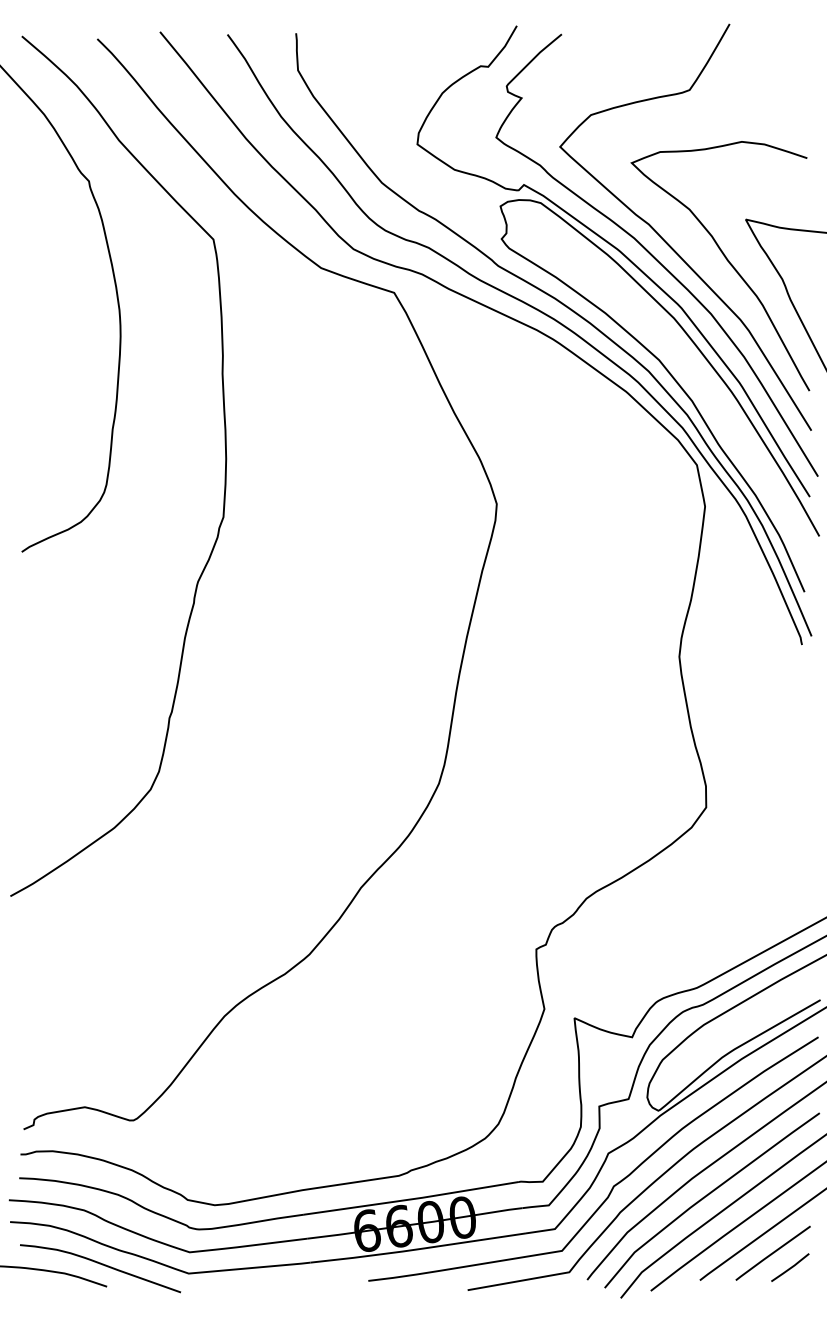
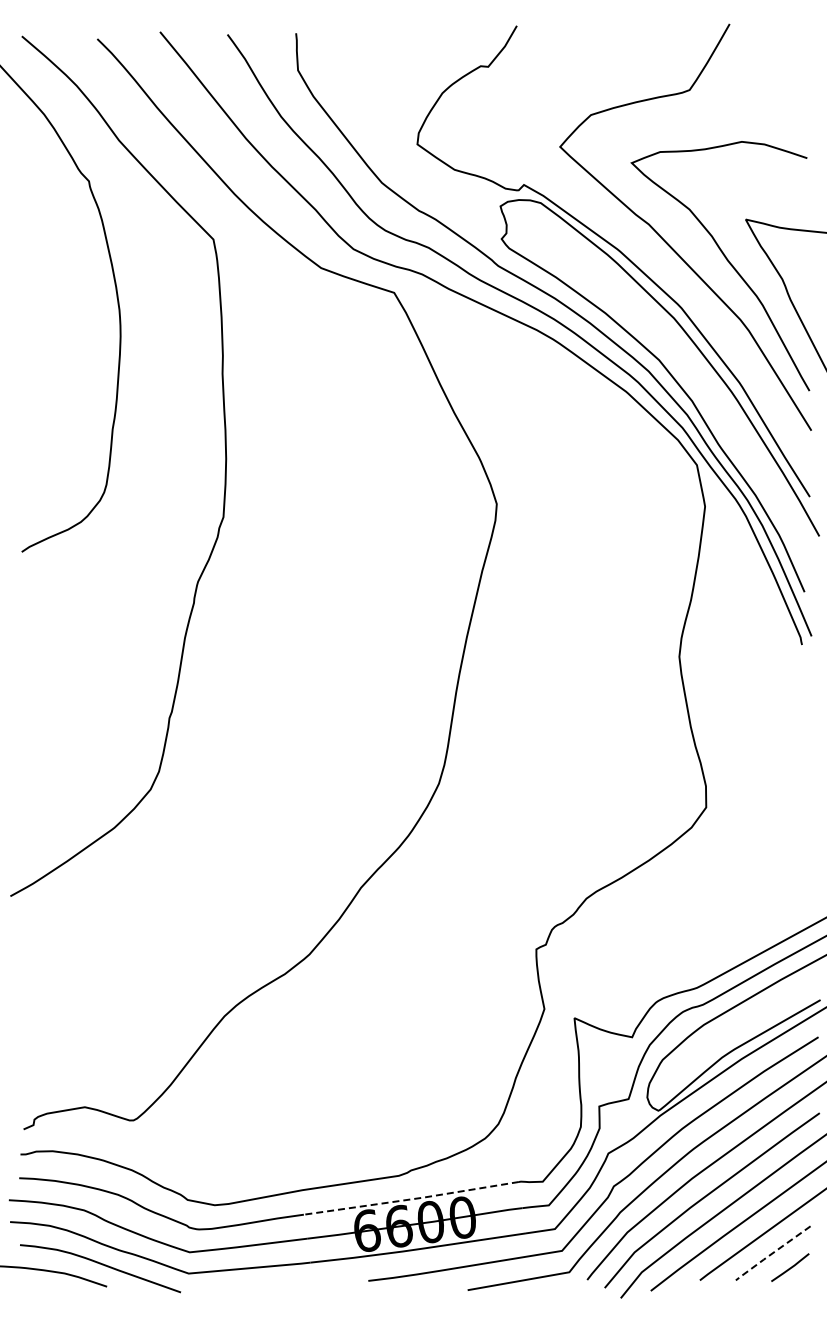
curve: present -> none (654, 256)
line: solid -> dashed (411, 1199)
line: solid -> dashed (771, 1253)
